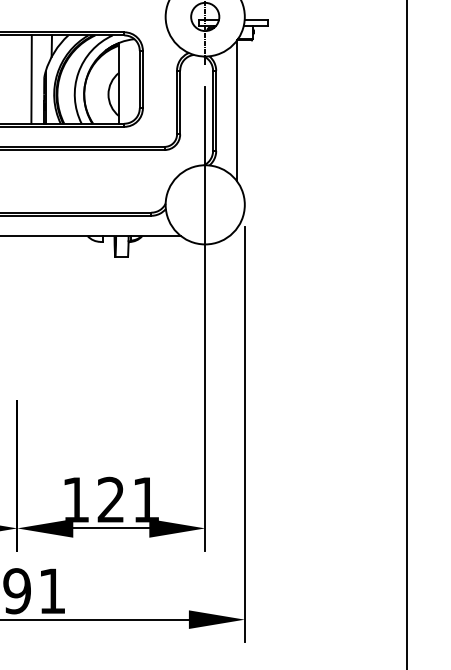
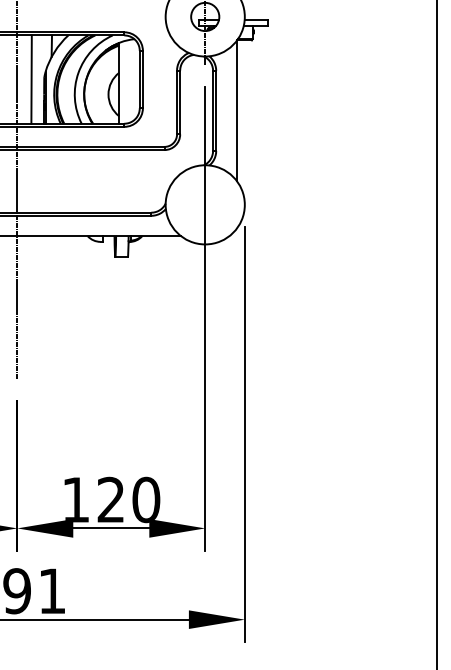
line: none -> present (17, 190)
line position: (407, 334) -> (437, 334) (437, 334)
text: 121 -> 120 (146, 499)
